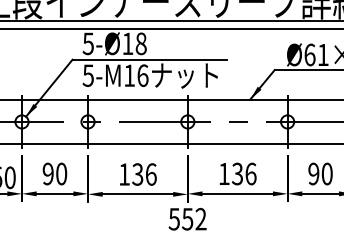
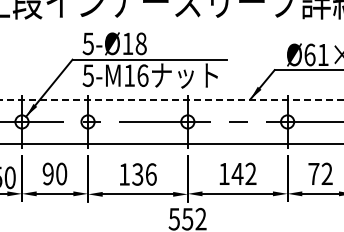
line: present -> none (171, 21)
line: present -> none (171, 28)
line: solid -> dashed (171, 99)
text: 136 -> 142 (243, 173)
text: 90 -> 72 (320, 173)
